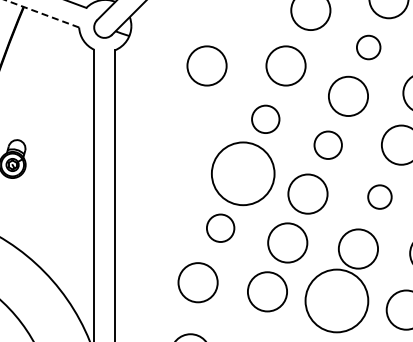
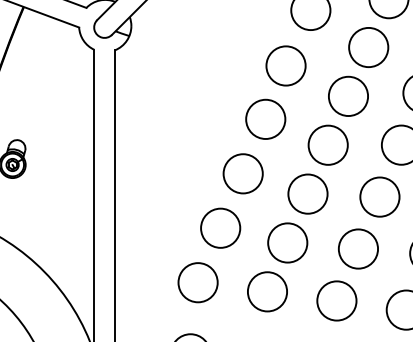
line: dashed -> solid (41, 13)
circle diameter: 24 px -> 39 px (368, 47)
circle: present -> none (206, 65)
circle diameter: 27 px -> 39 px (265, 118)
circle diameter: 27 px -> 39 px (327, 144)
circle diameter: 63 px -> 39 px (242, 173)
circle diameter: 24 px -> 39 px (379, 196)
circle diameter: 27 px -> 39 px (220, 227)
circle diameter: 63 px -> 39 px (336, 300)
